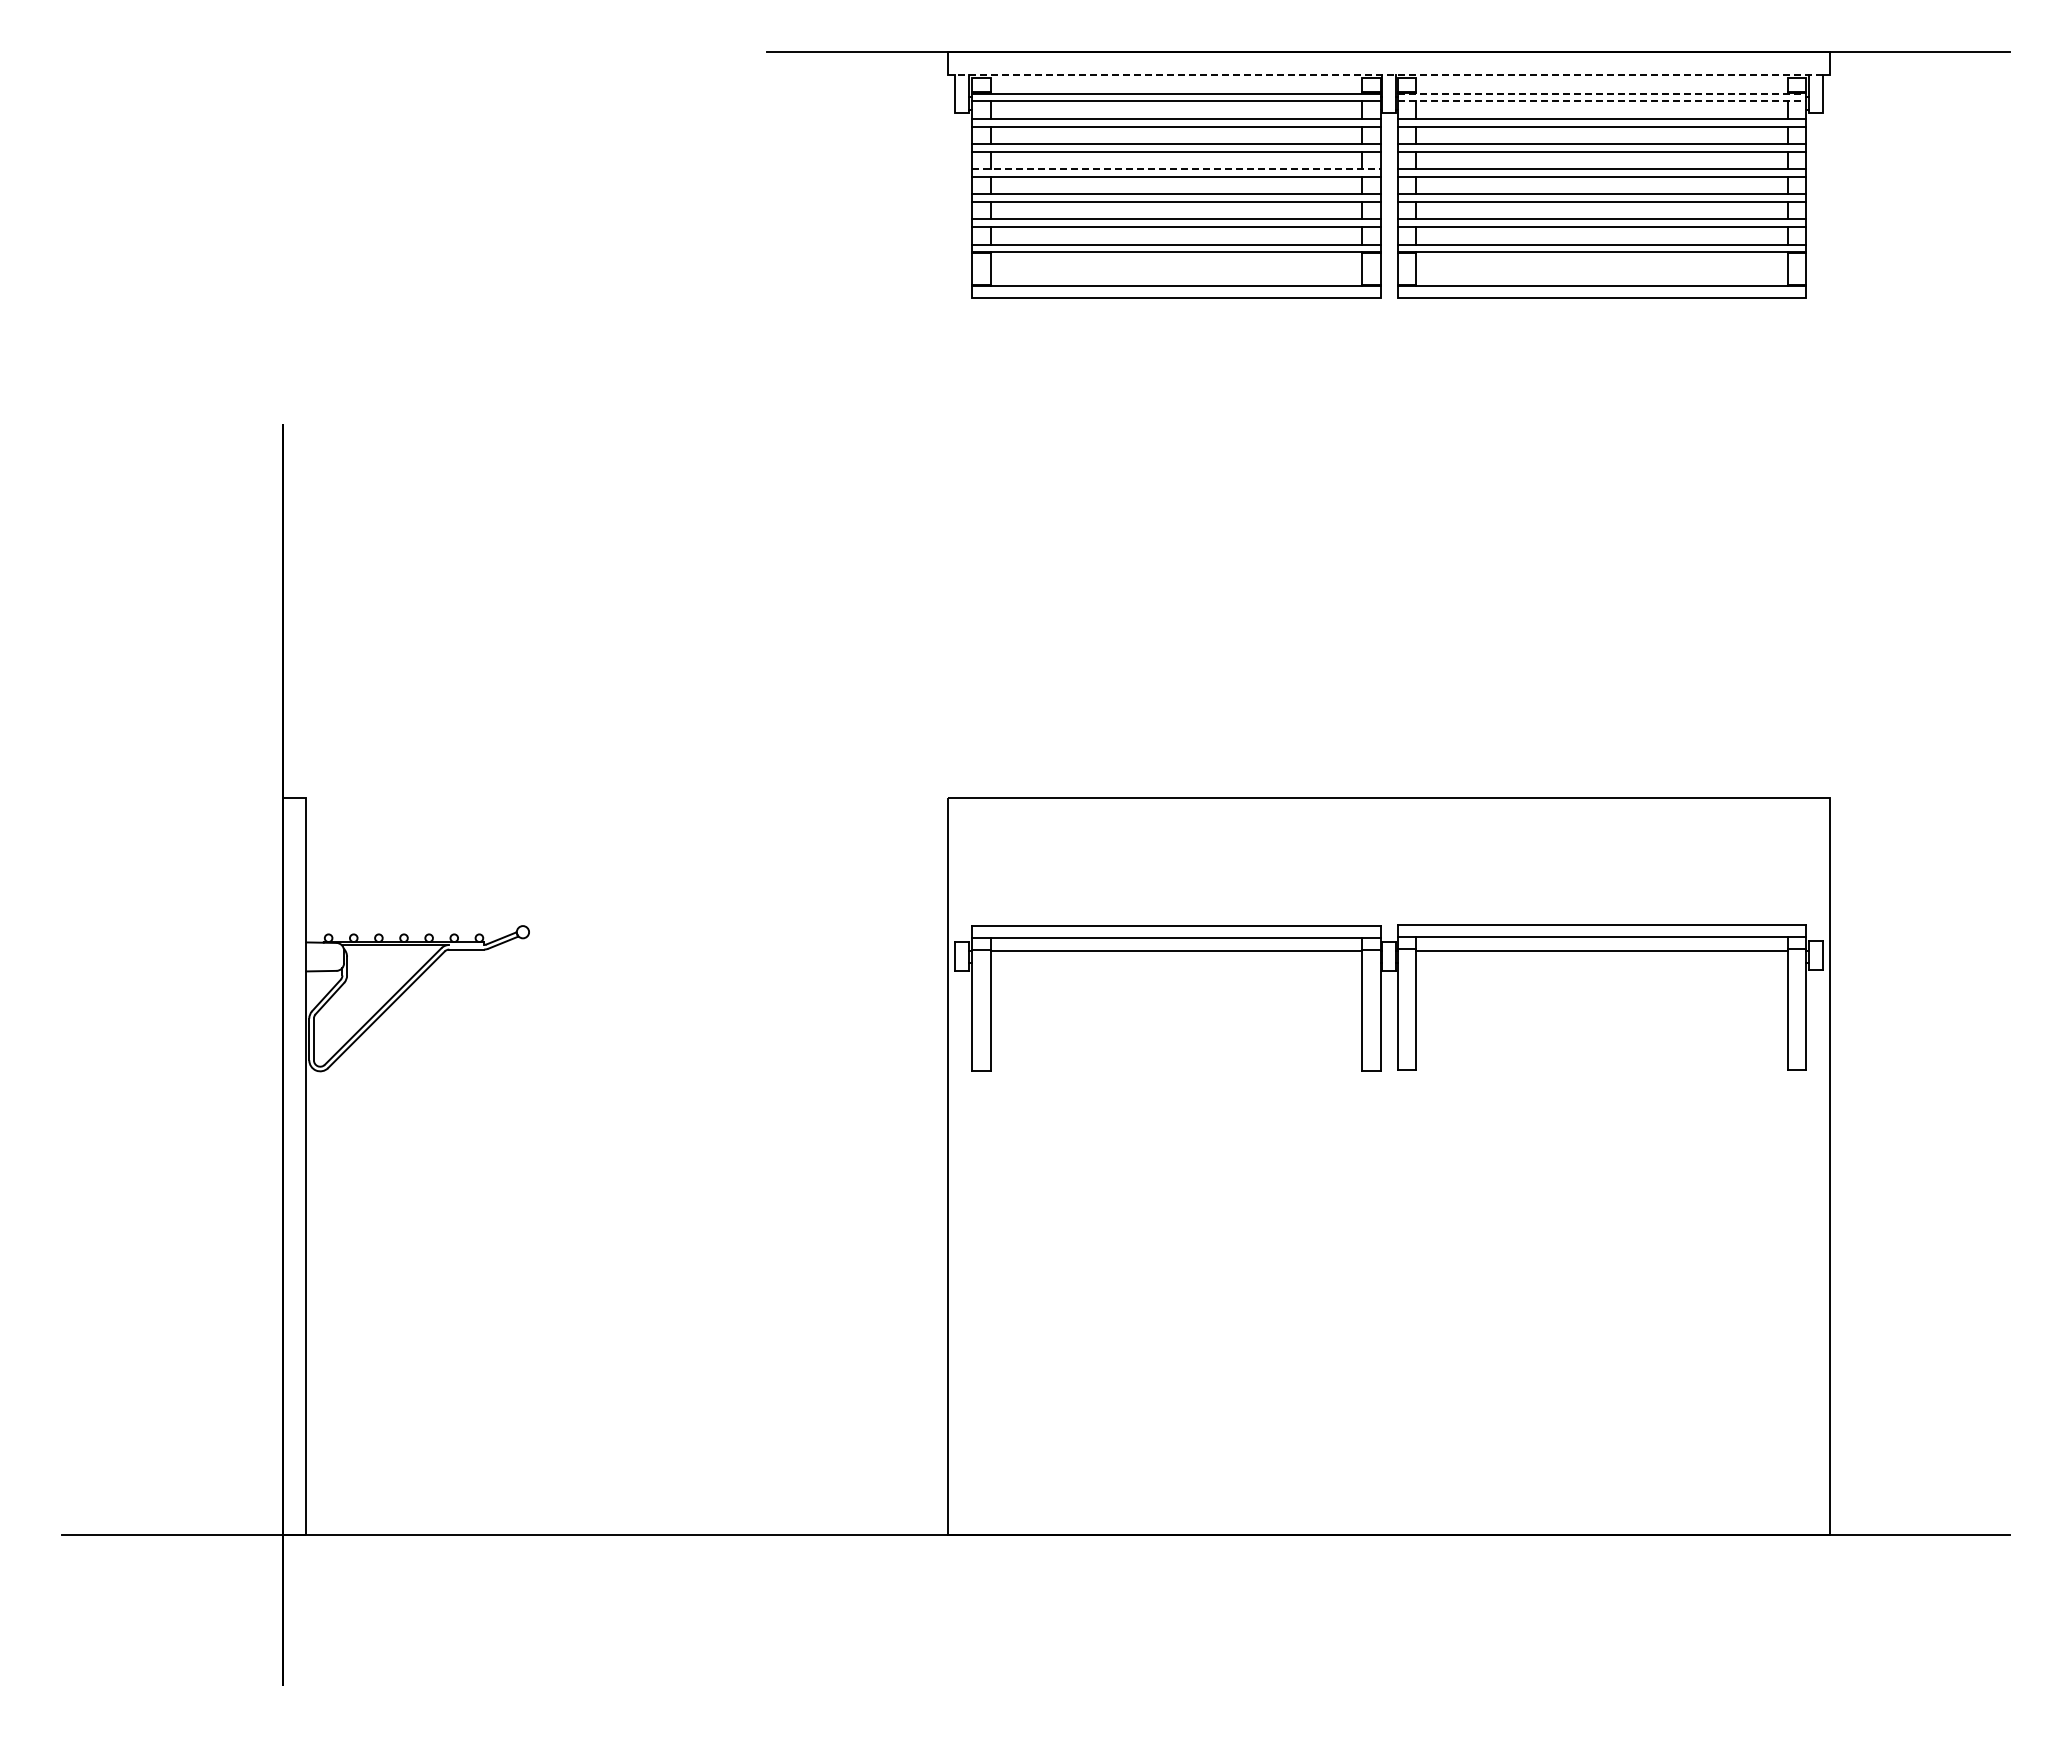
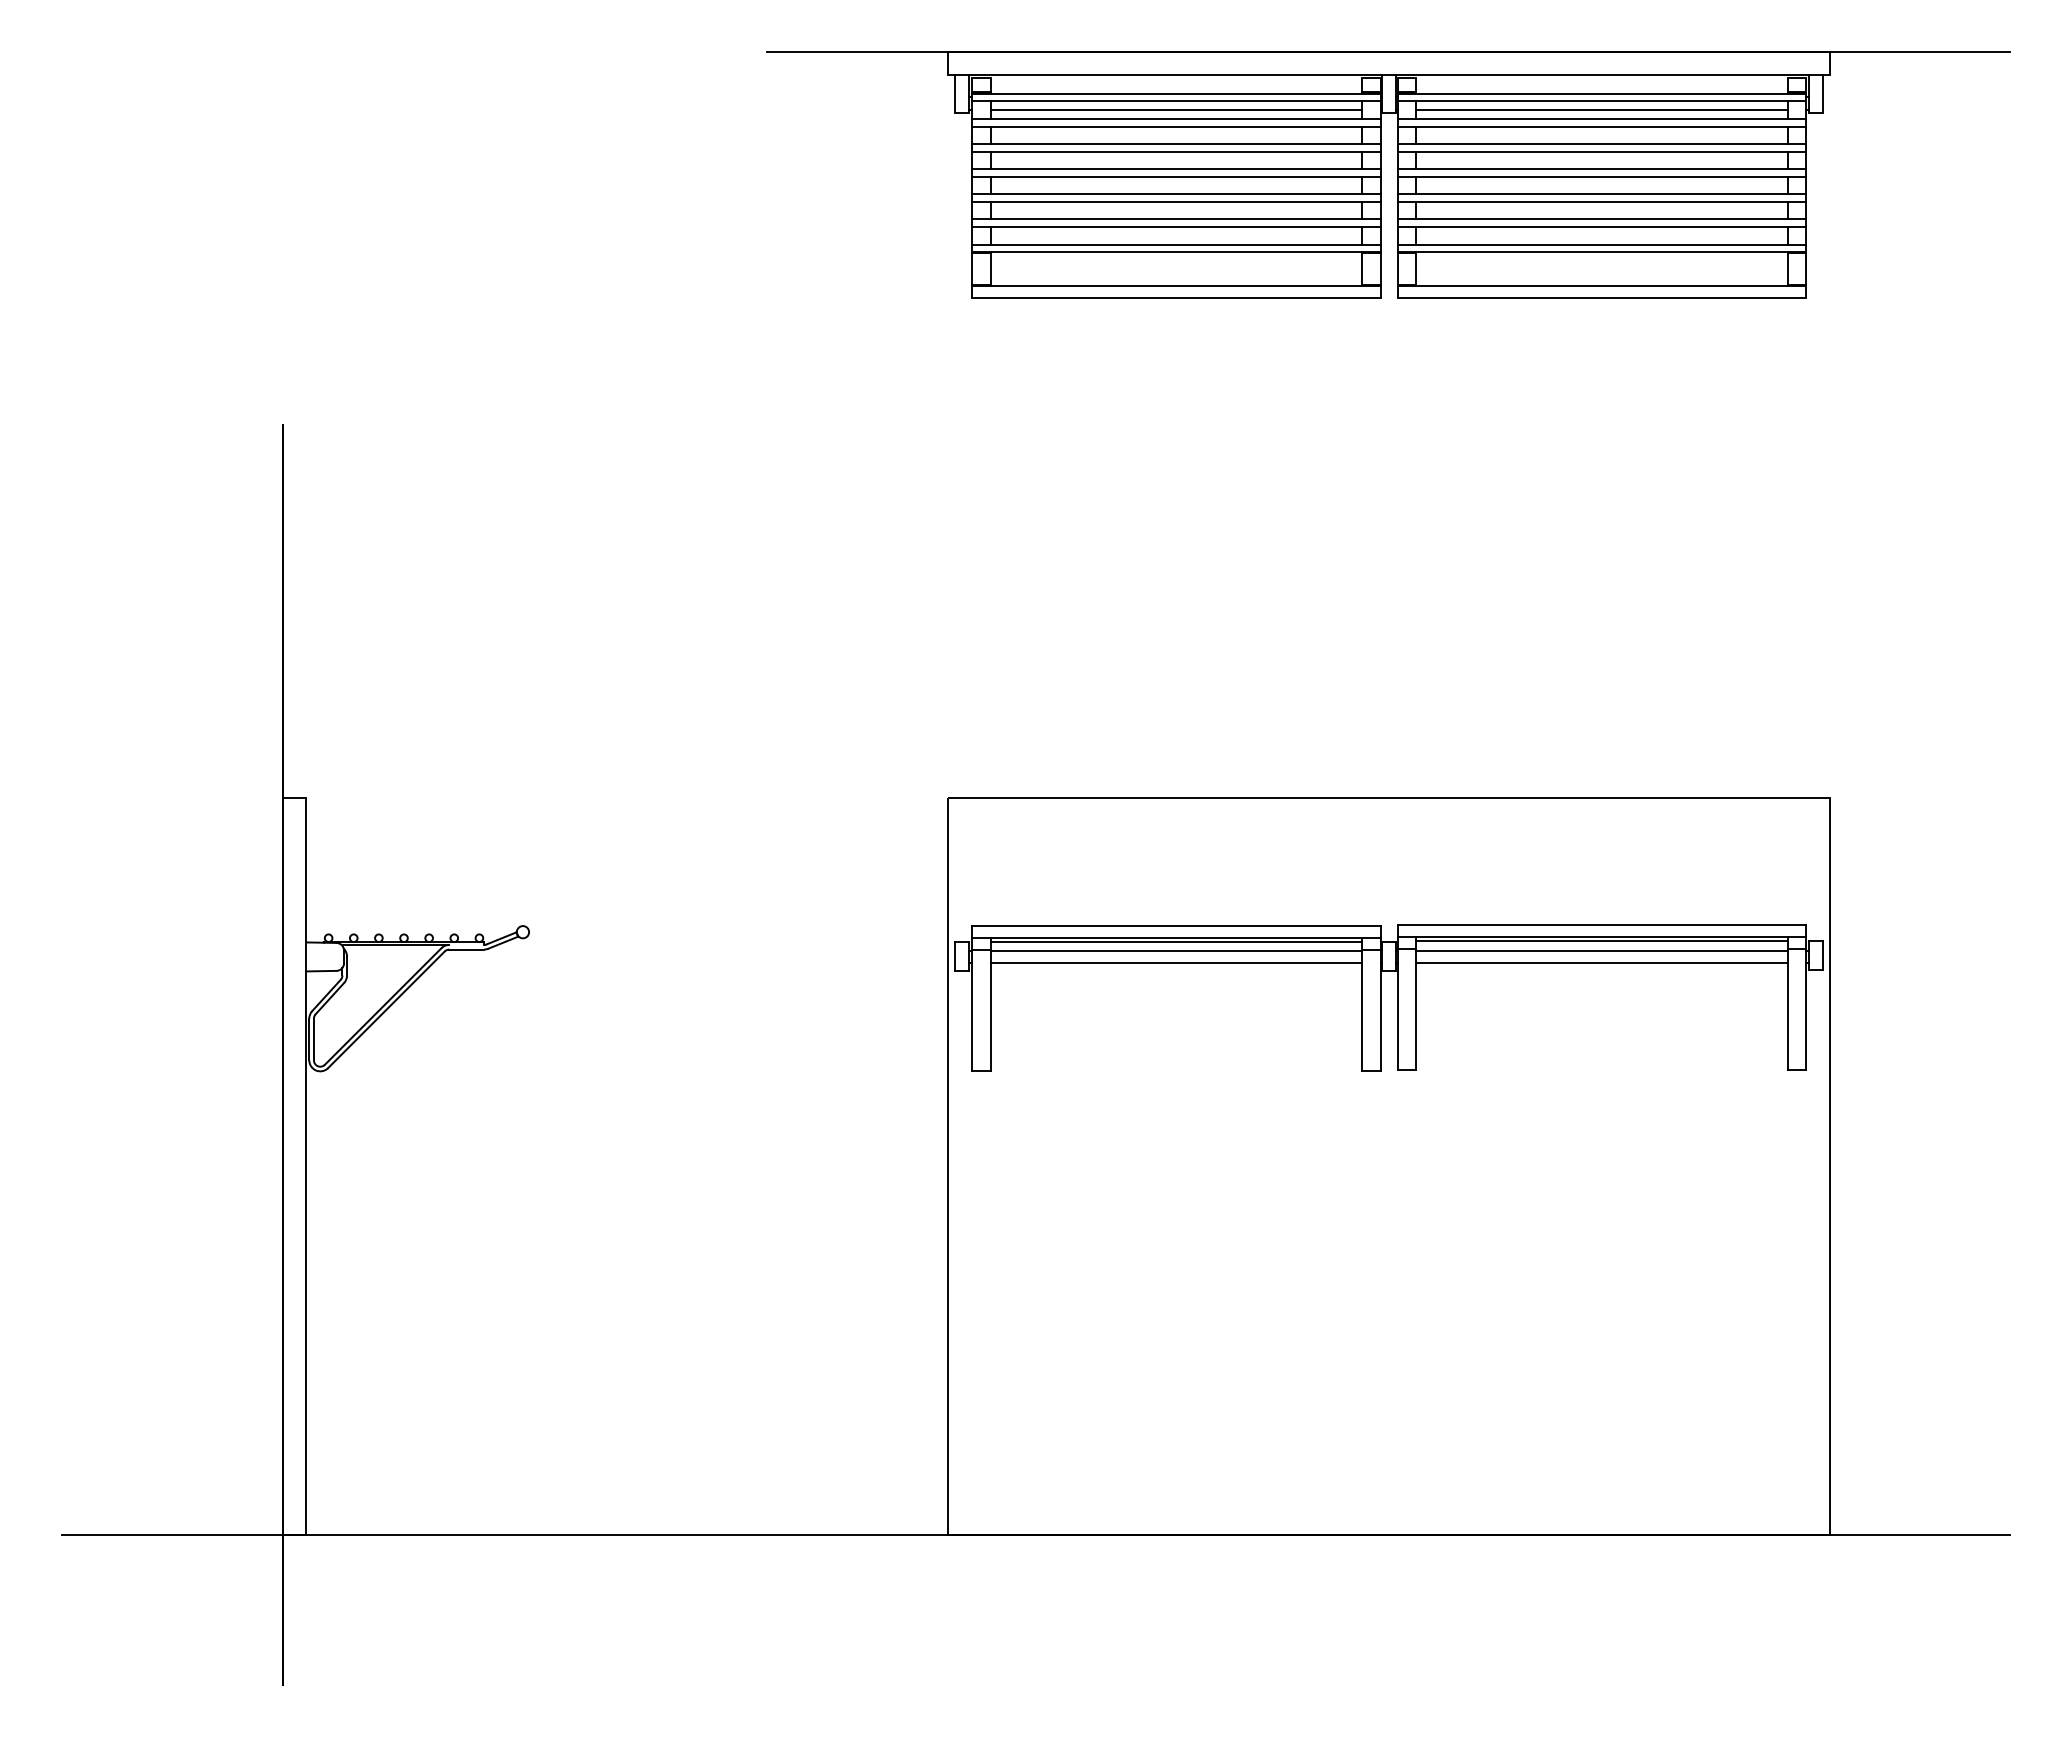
line: dashed -> solid (1389, 75)
line: dashed -> solid (1602, 93)
line: dashed -> solid (1602, 101)
line: none -> present (1176, 109)
line: none -> present (1601, 109)
line: dashed -> solid (1177, 169)
line: none -> present (1601, 941)
line: none -> present (1176, 942)
line: none -> present (1176, 963)
line: none -> present (1601, 963)
